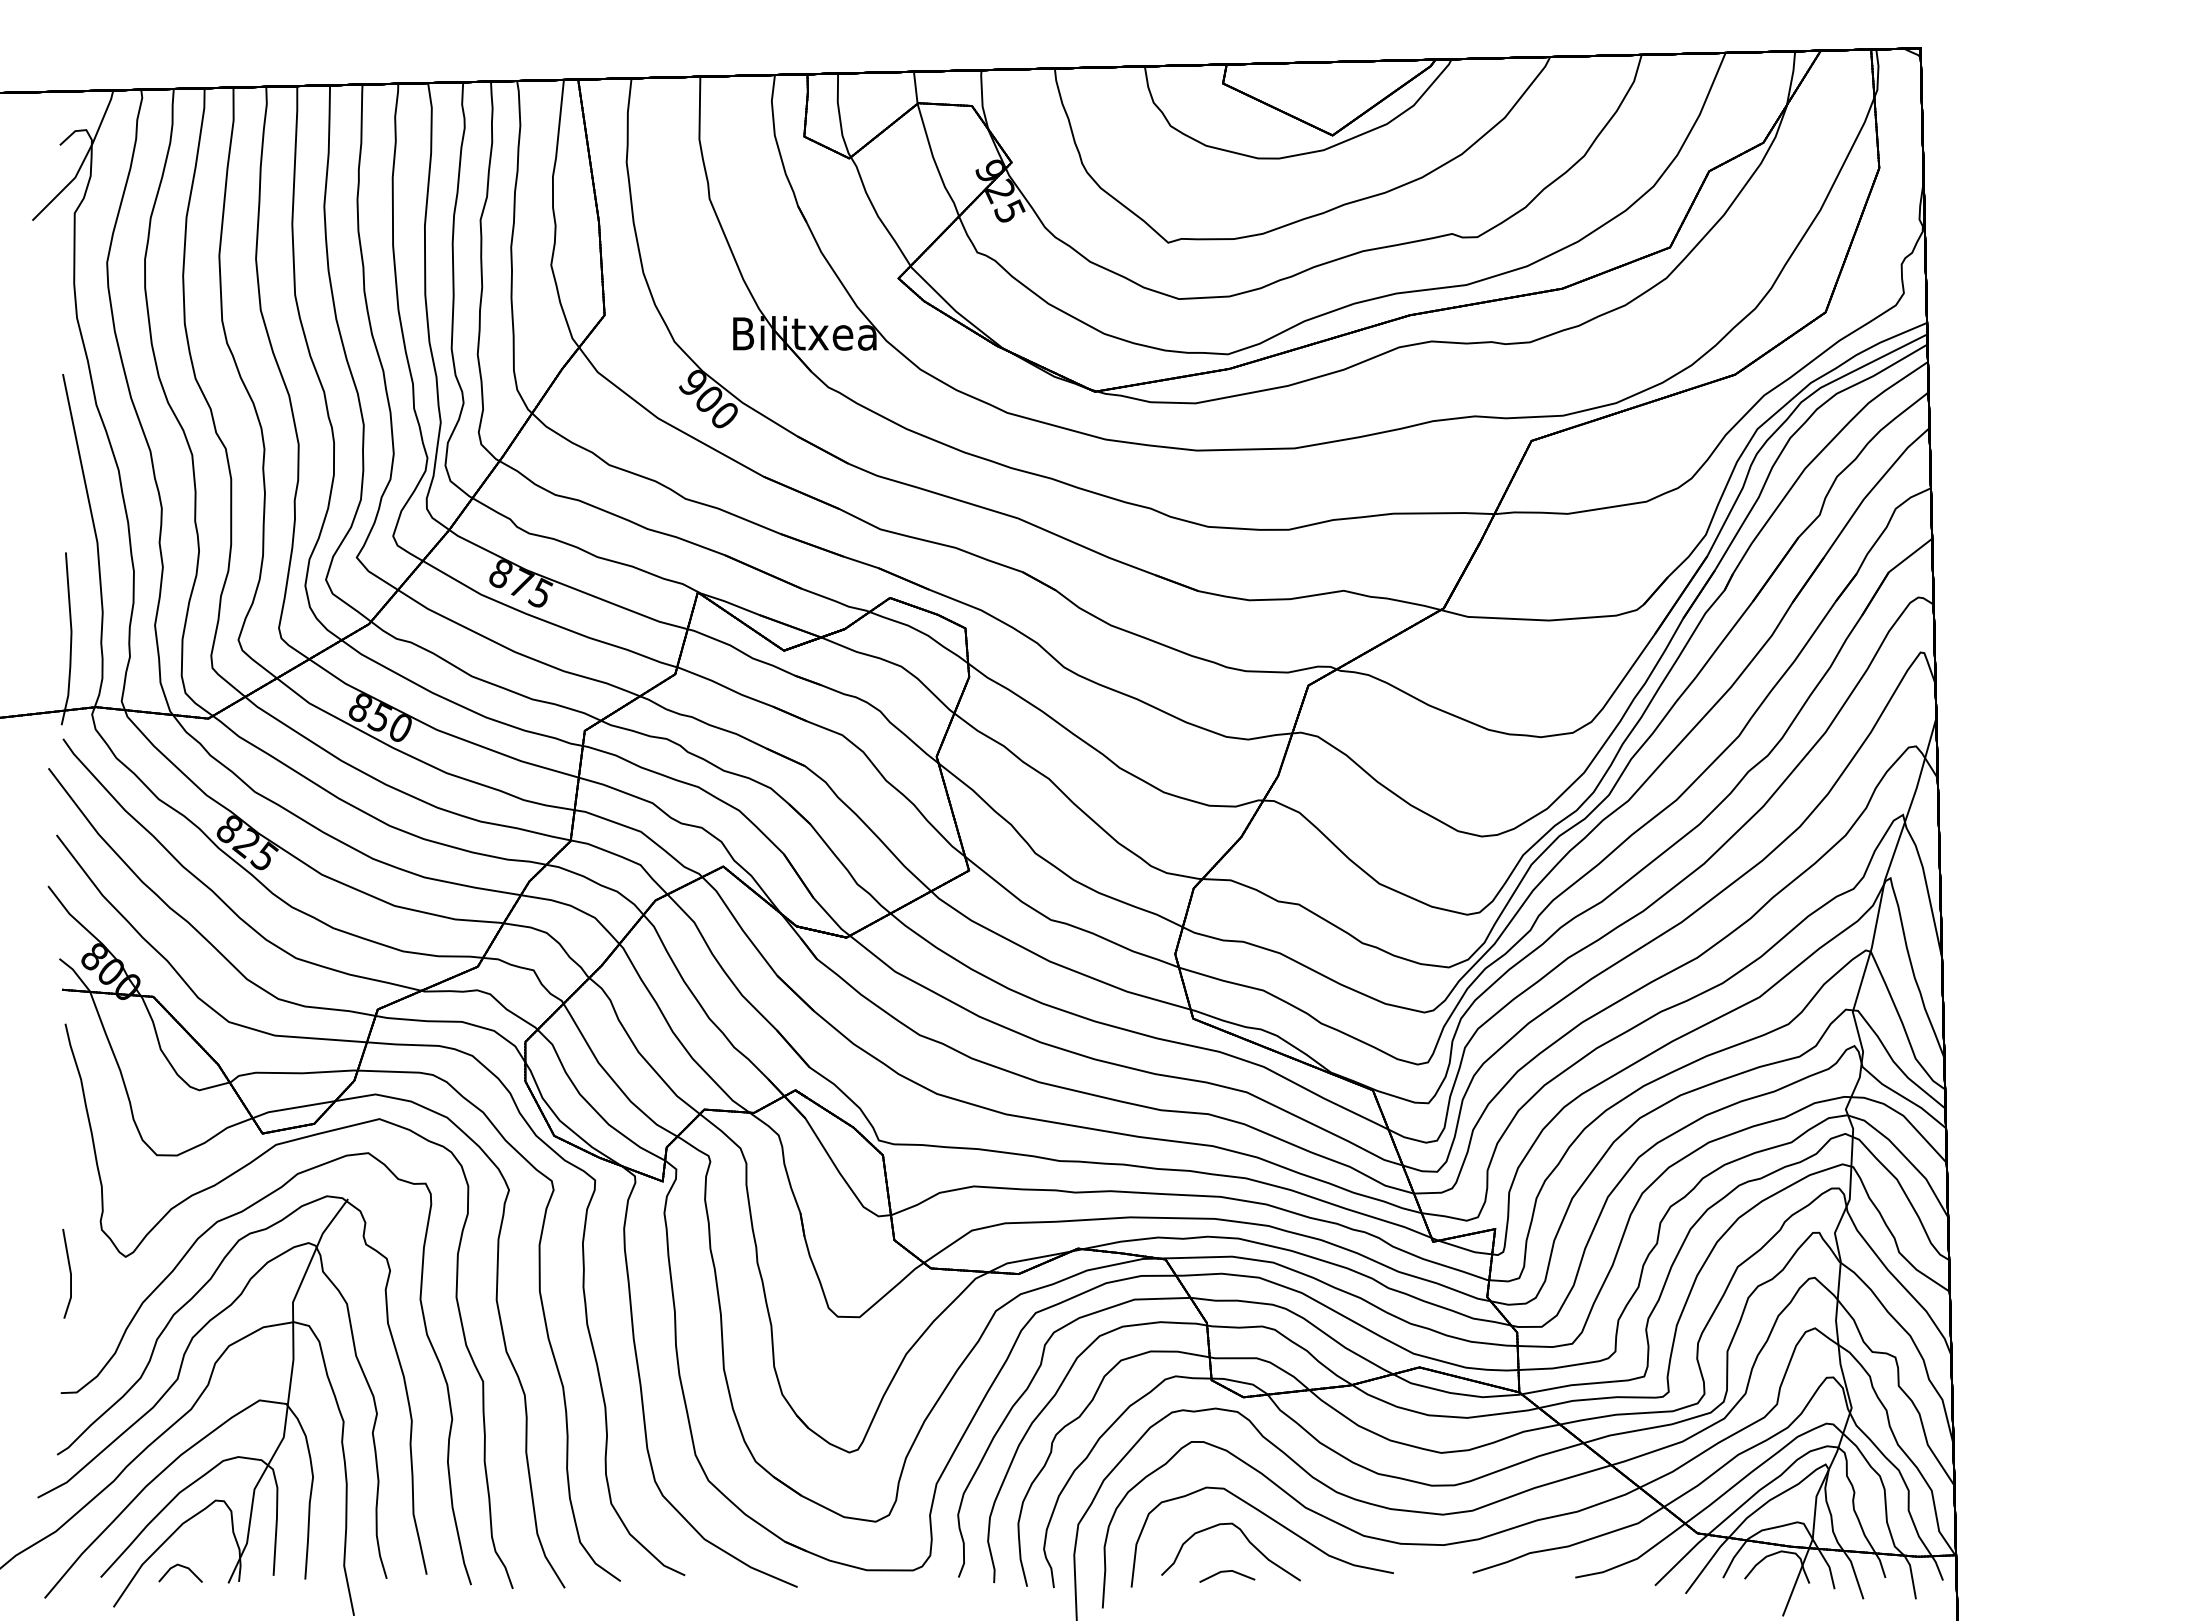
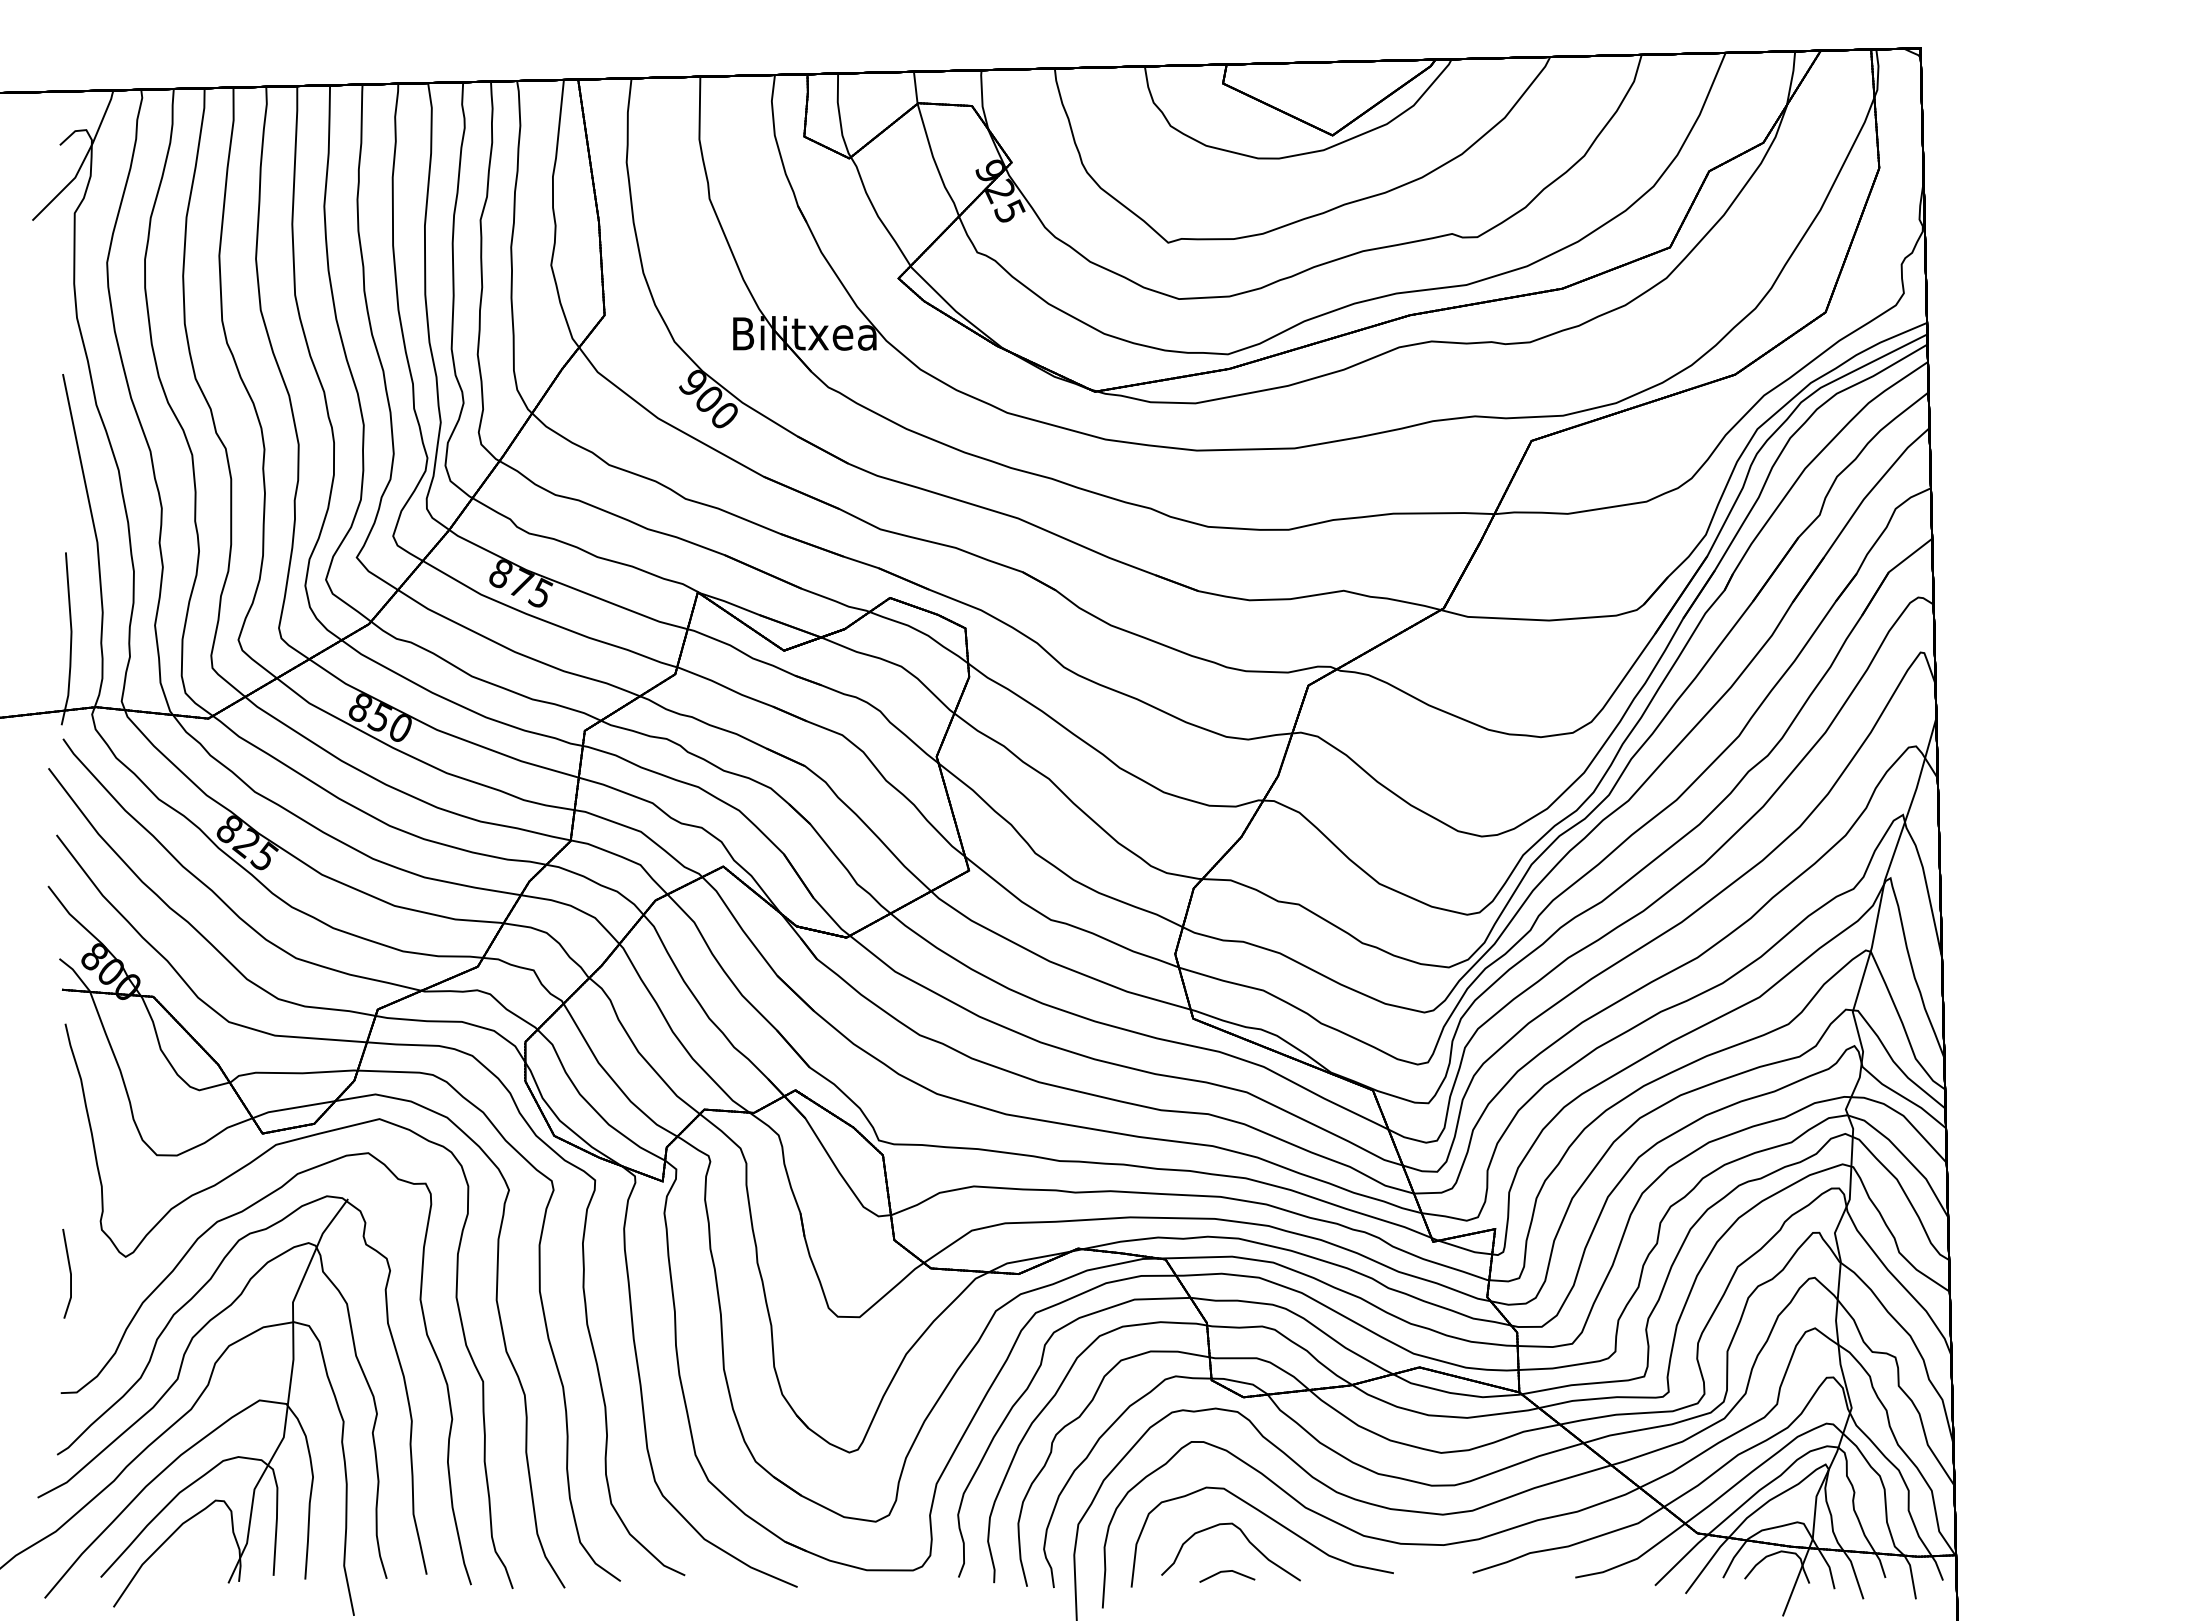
part: present -> none (180, 1572)
